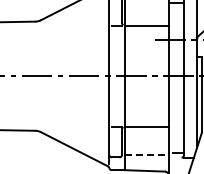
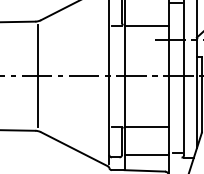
line: none -> present (38, 76)
line: dashed -> solid (147, 154)
